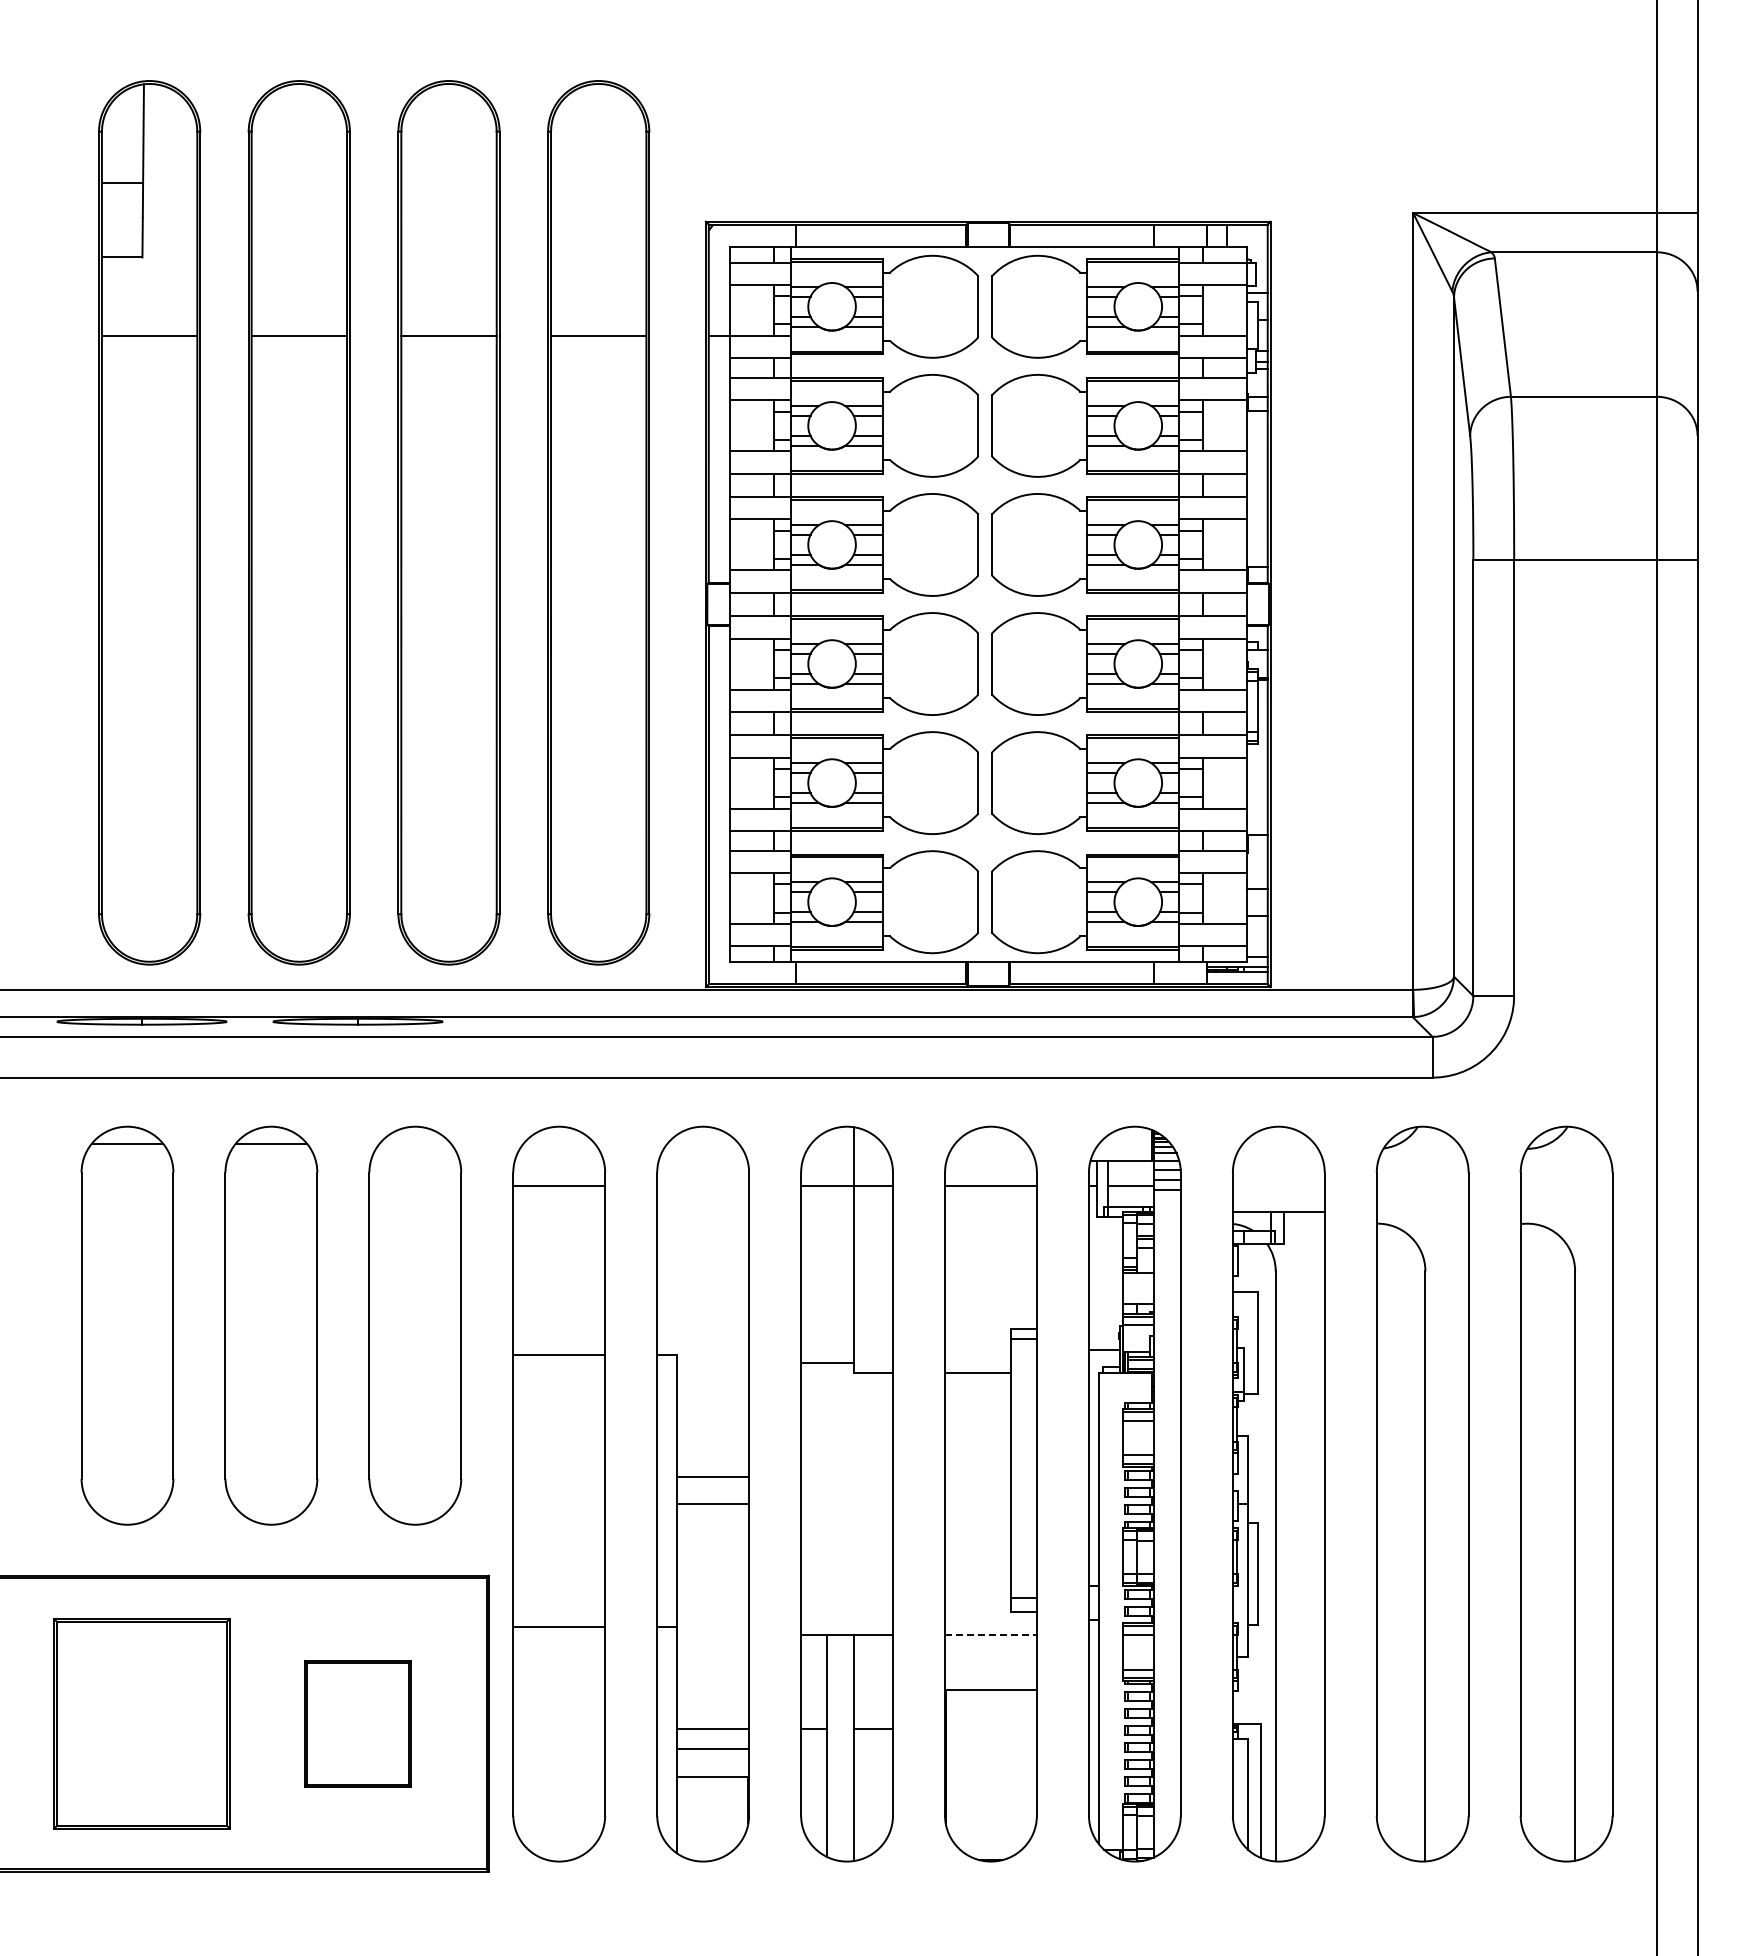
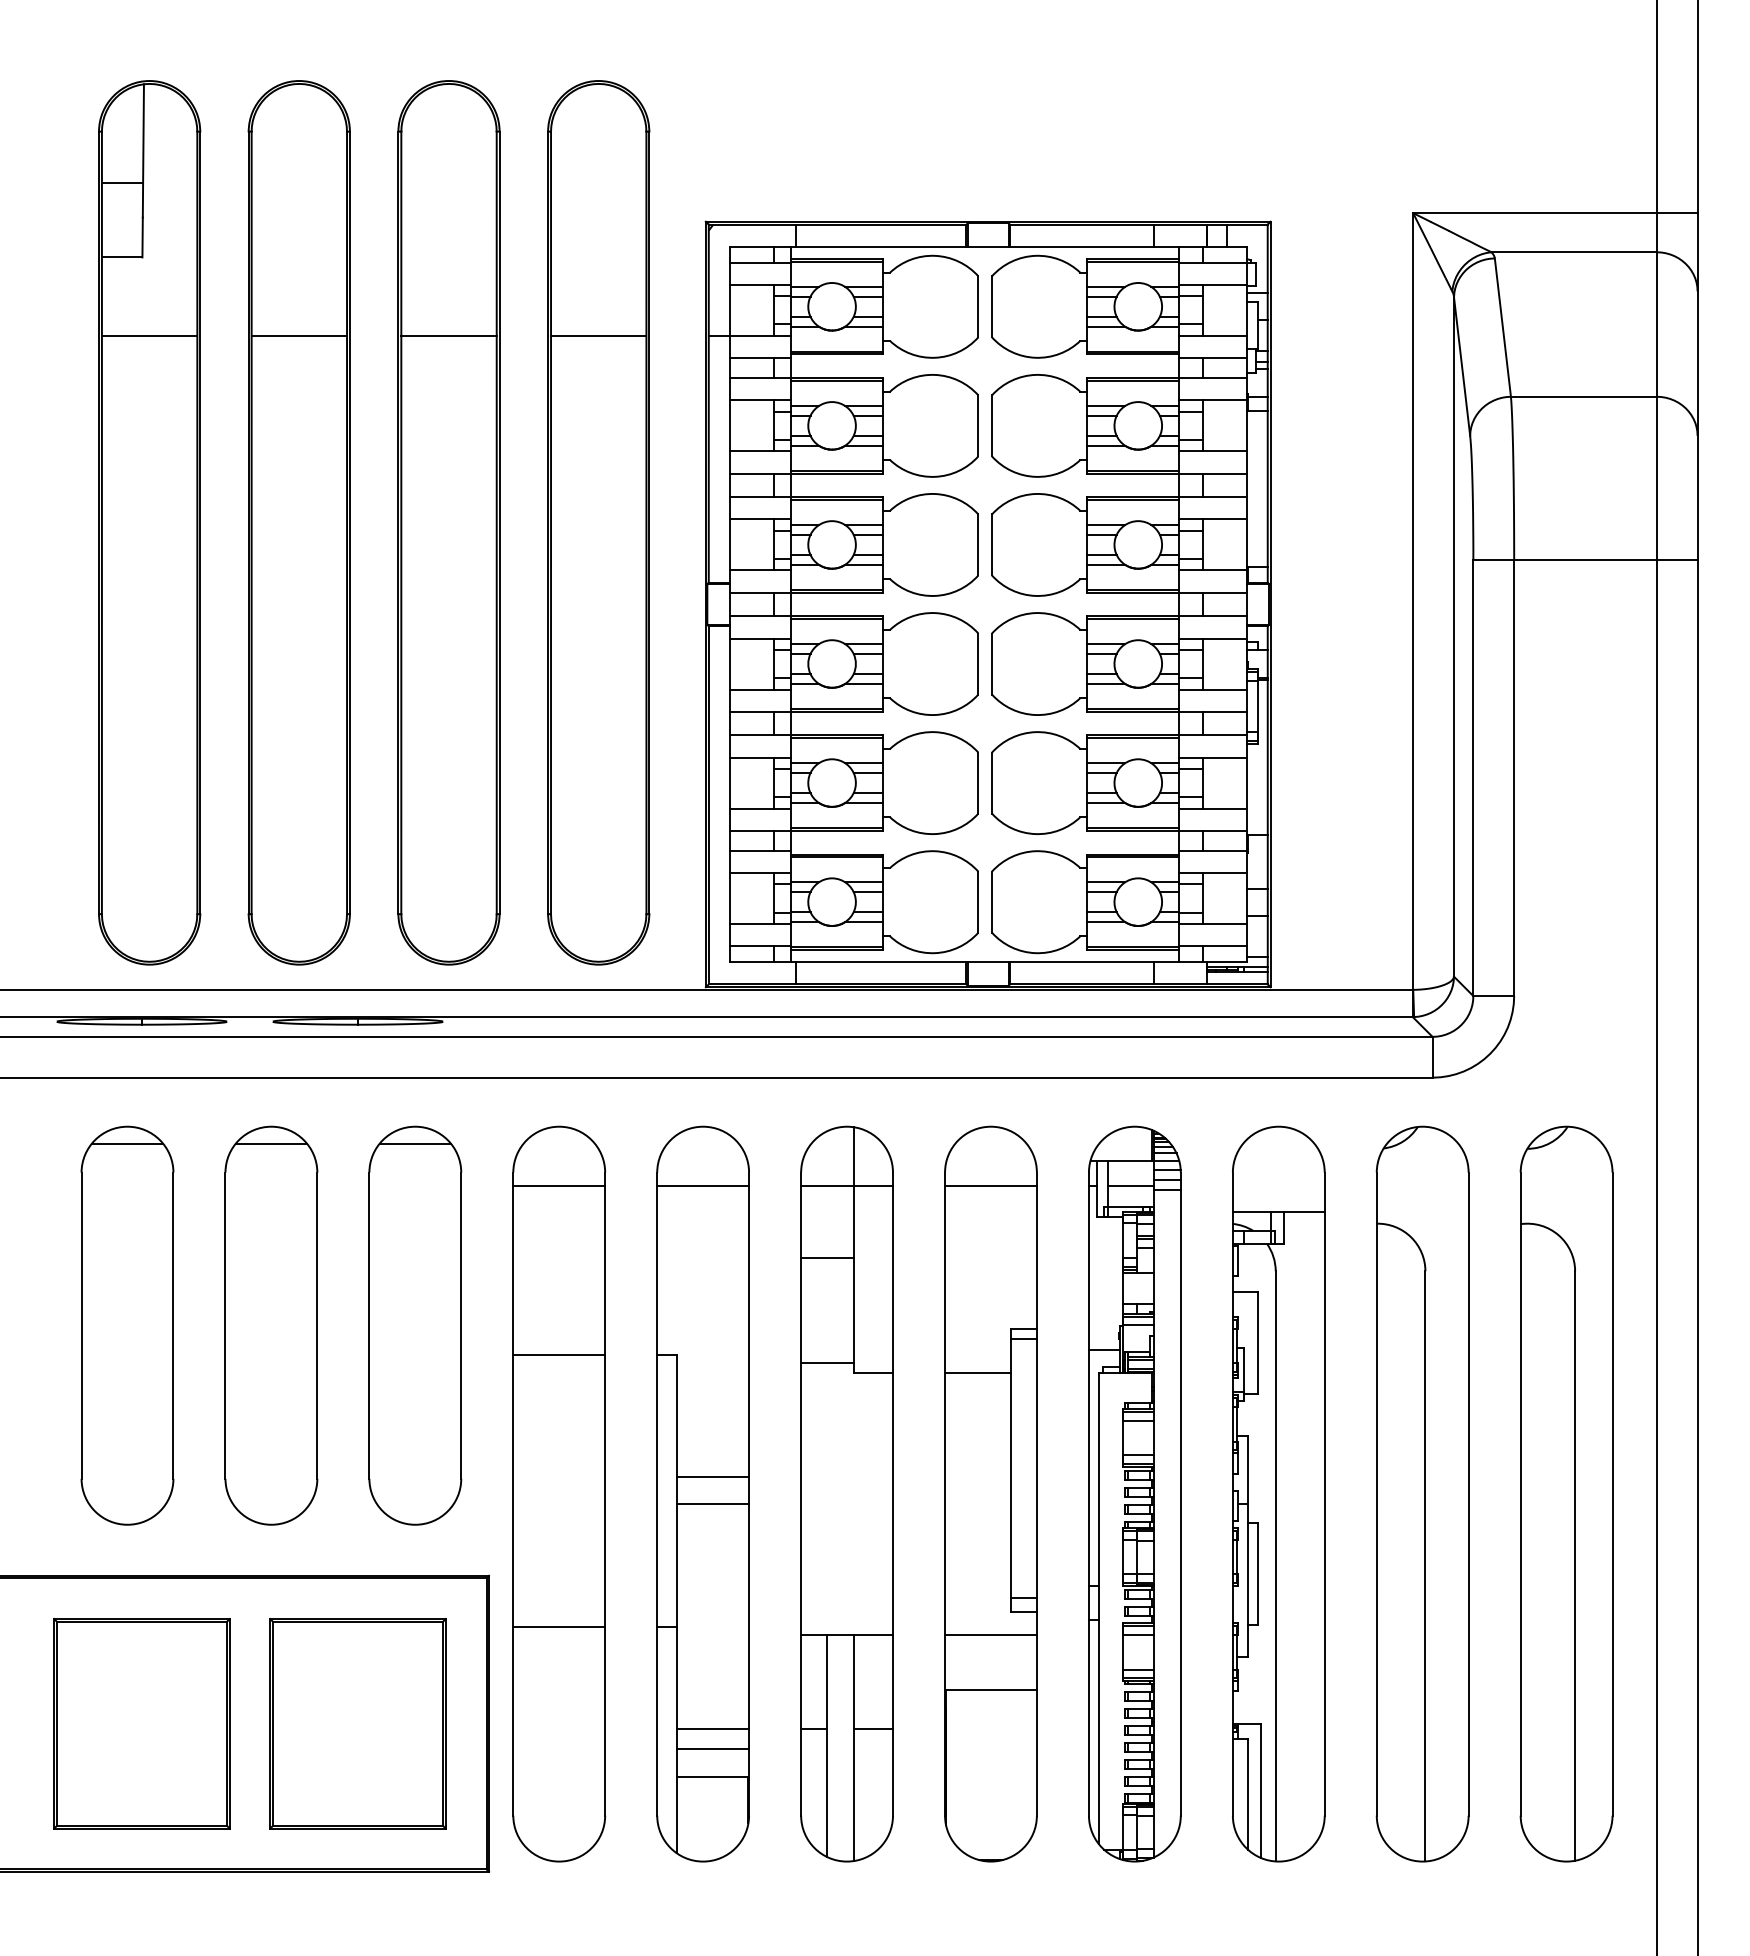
line: none -> present (414, 1143)
line: none -> present (703, 1186)
line: none -> present (827, 1257)
line: dashed -> solid (990, 1635)
part size: 108x128 px -> 178x212 px (357, 1723)
